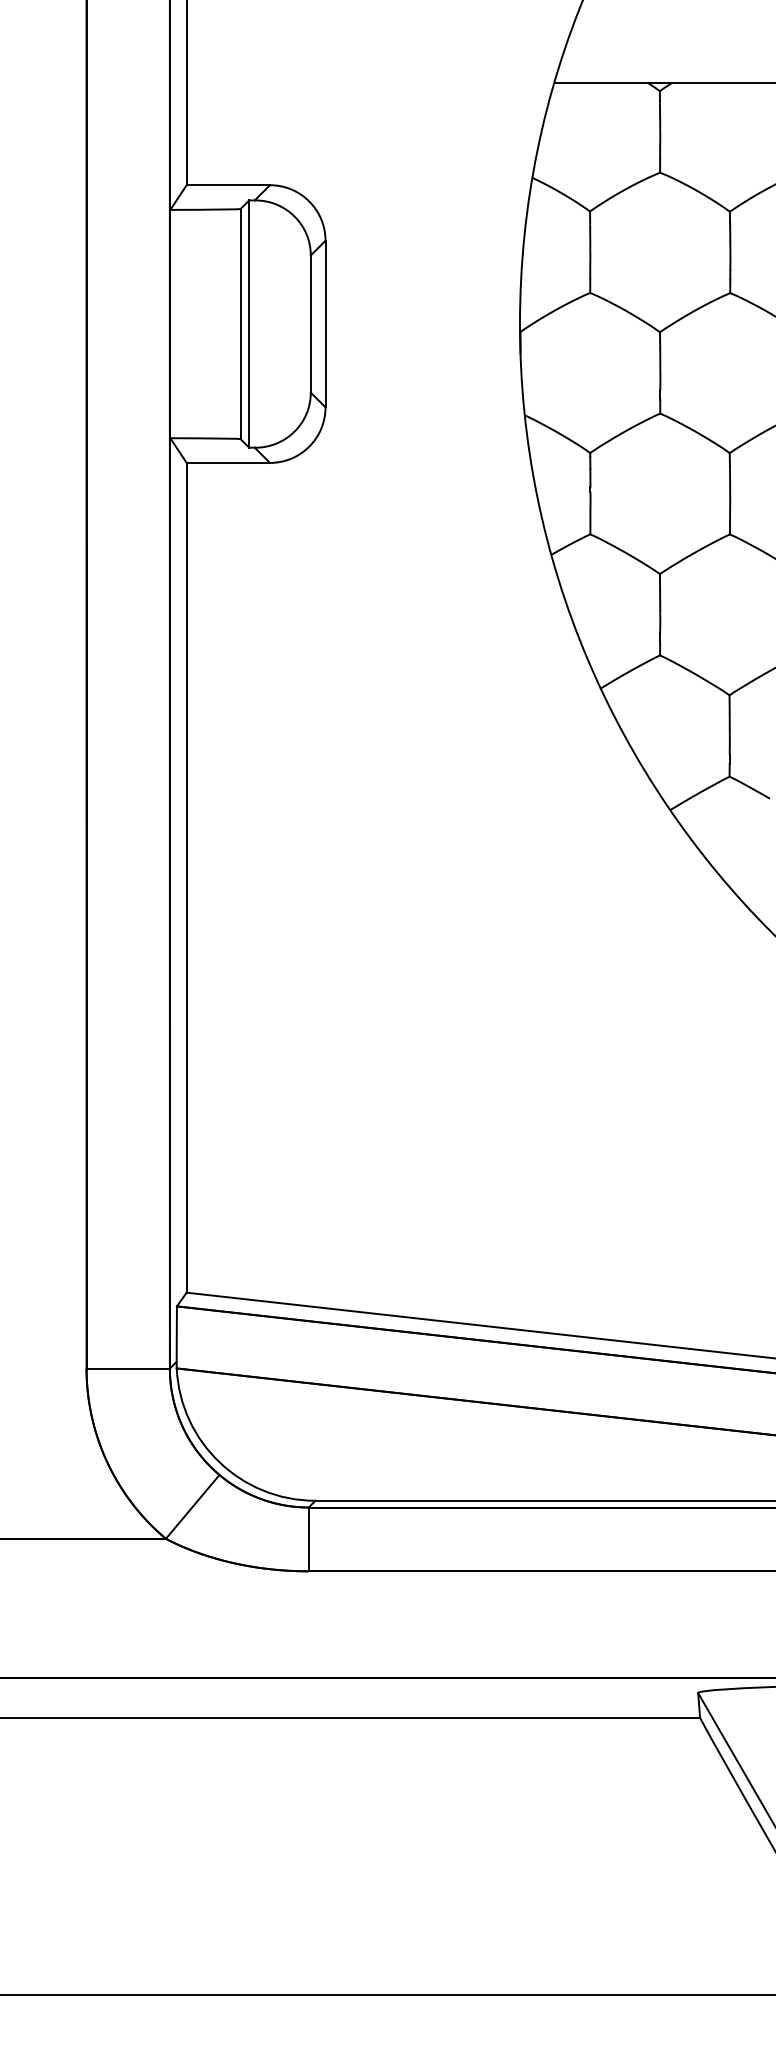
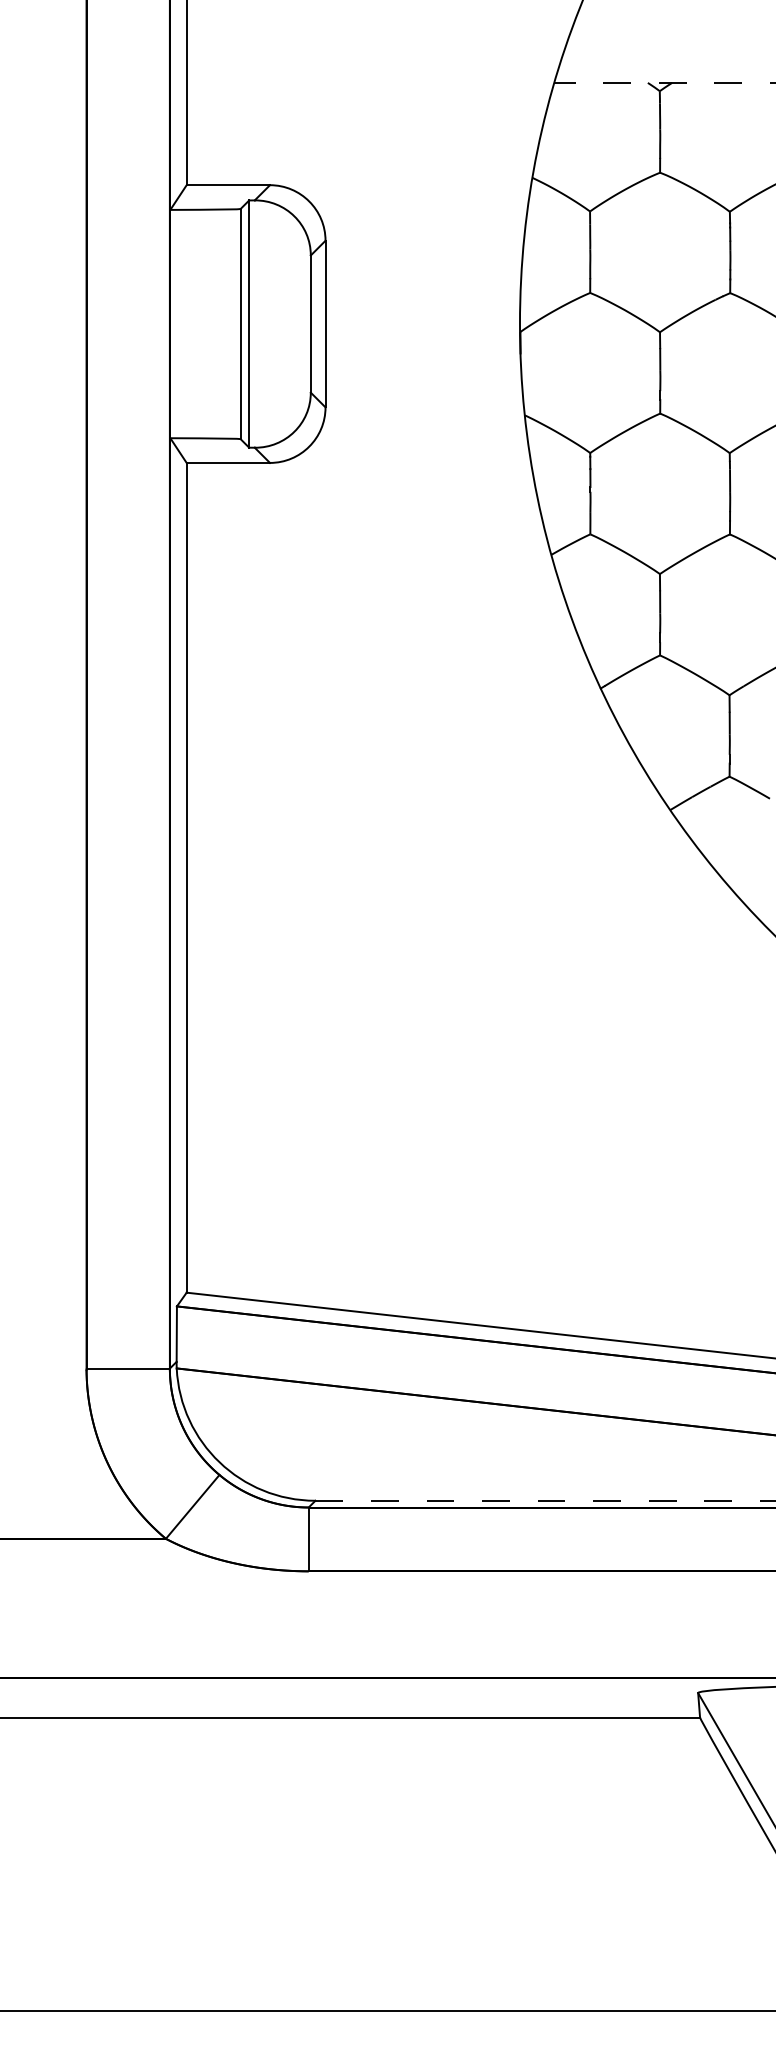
line: solid -> dashed (665, 82)
line: solid -> dashed (545, 1500)
line position: (387, 1995) -> (387, 2011) (387, 2011)
